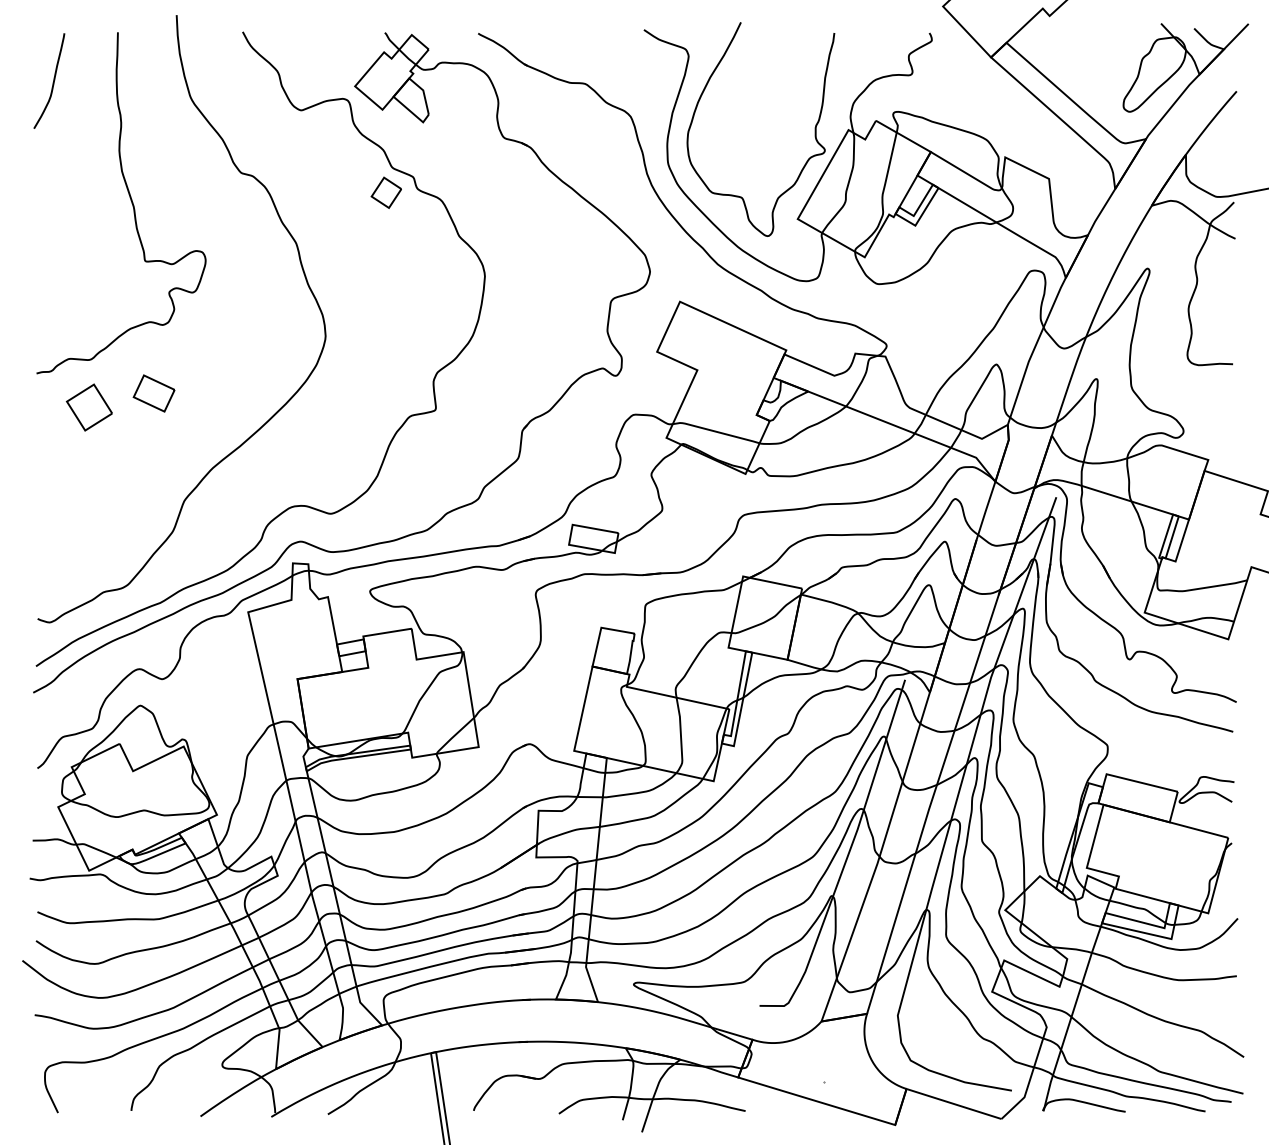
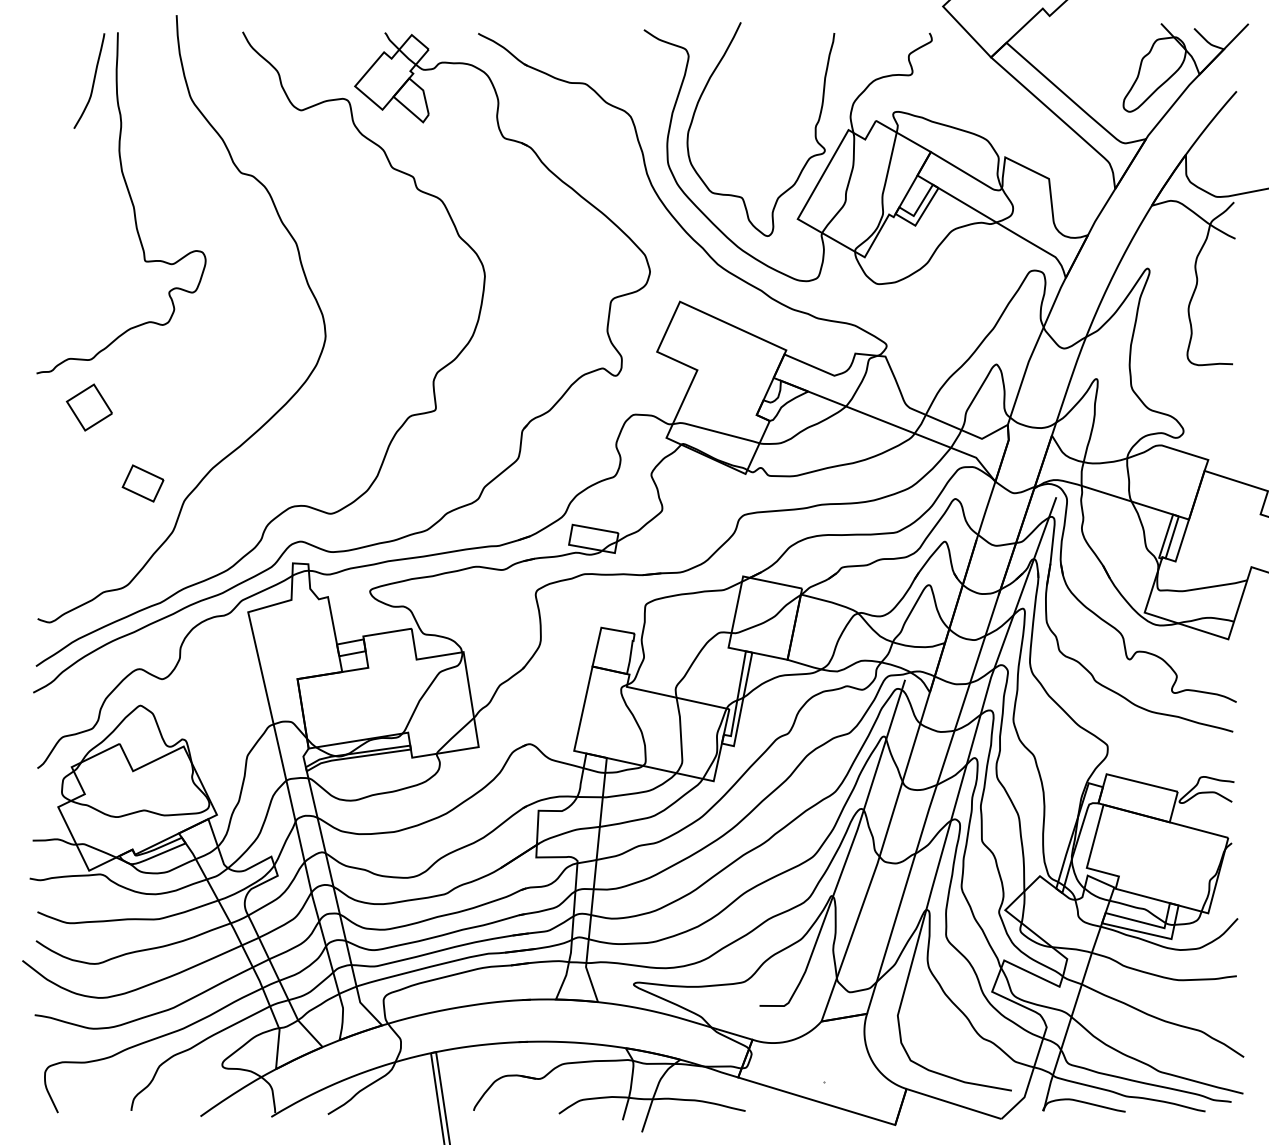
curve position: (52, 82) -> (92, 82) (92, 82)
part: present -> none (385, 192)
part position: (153, 393) -> (142, 483) (142, 483)
